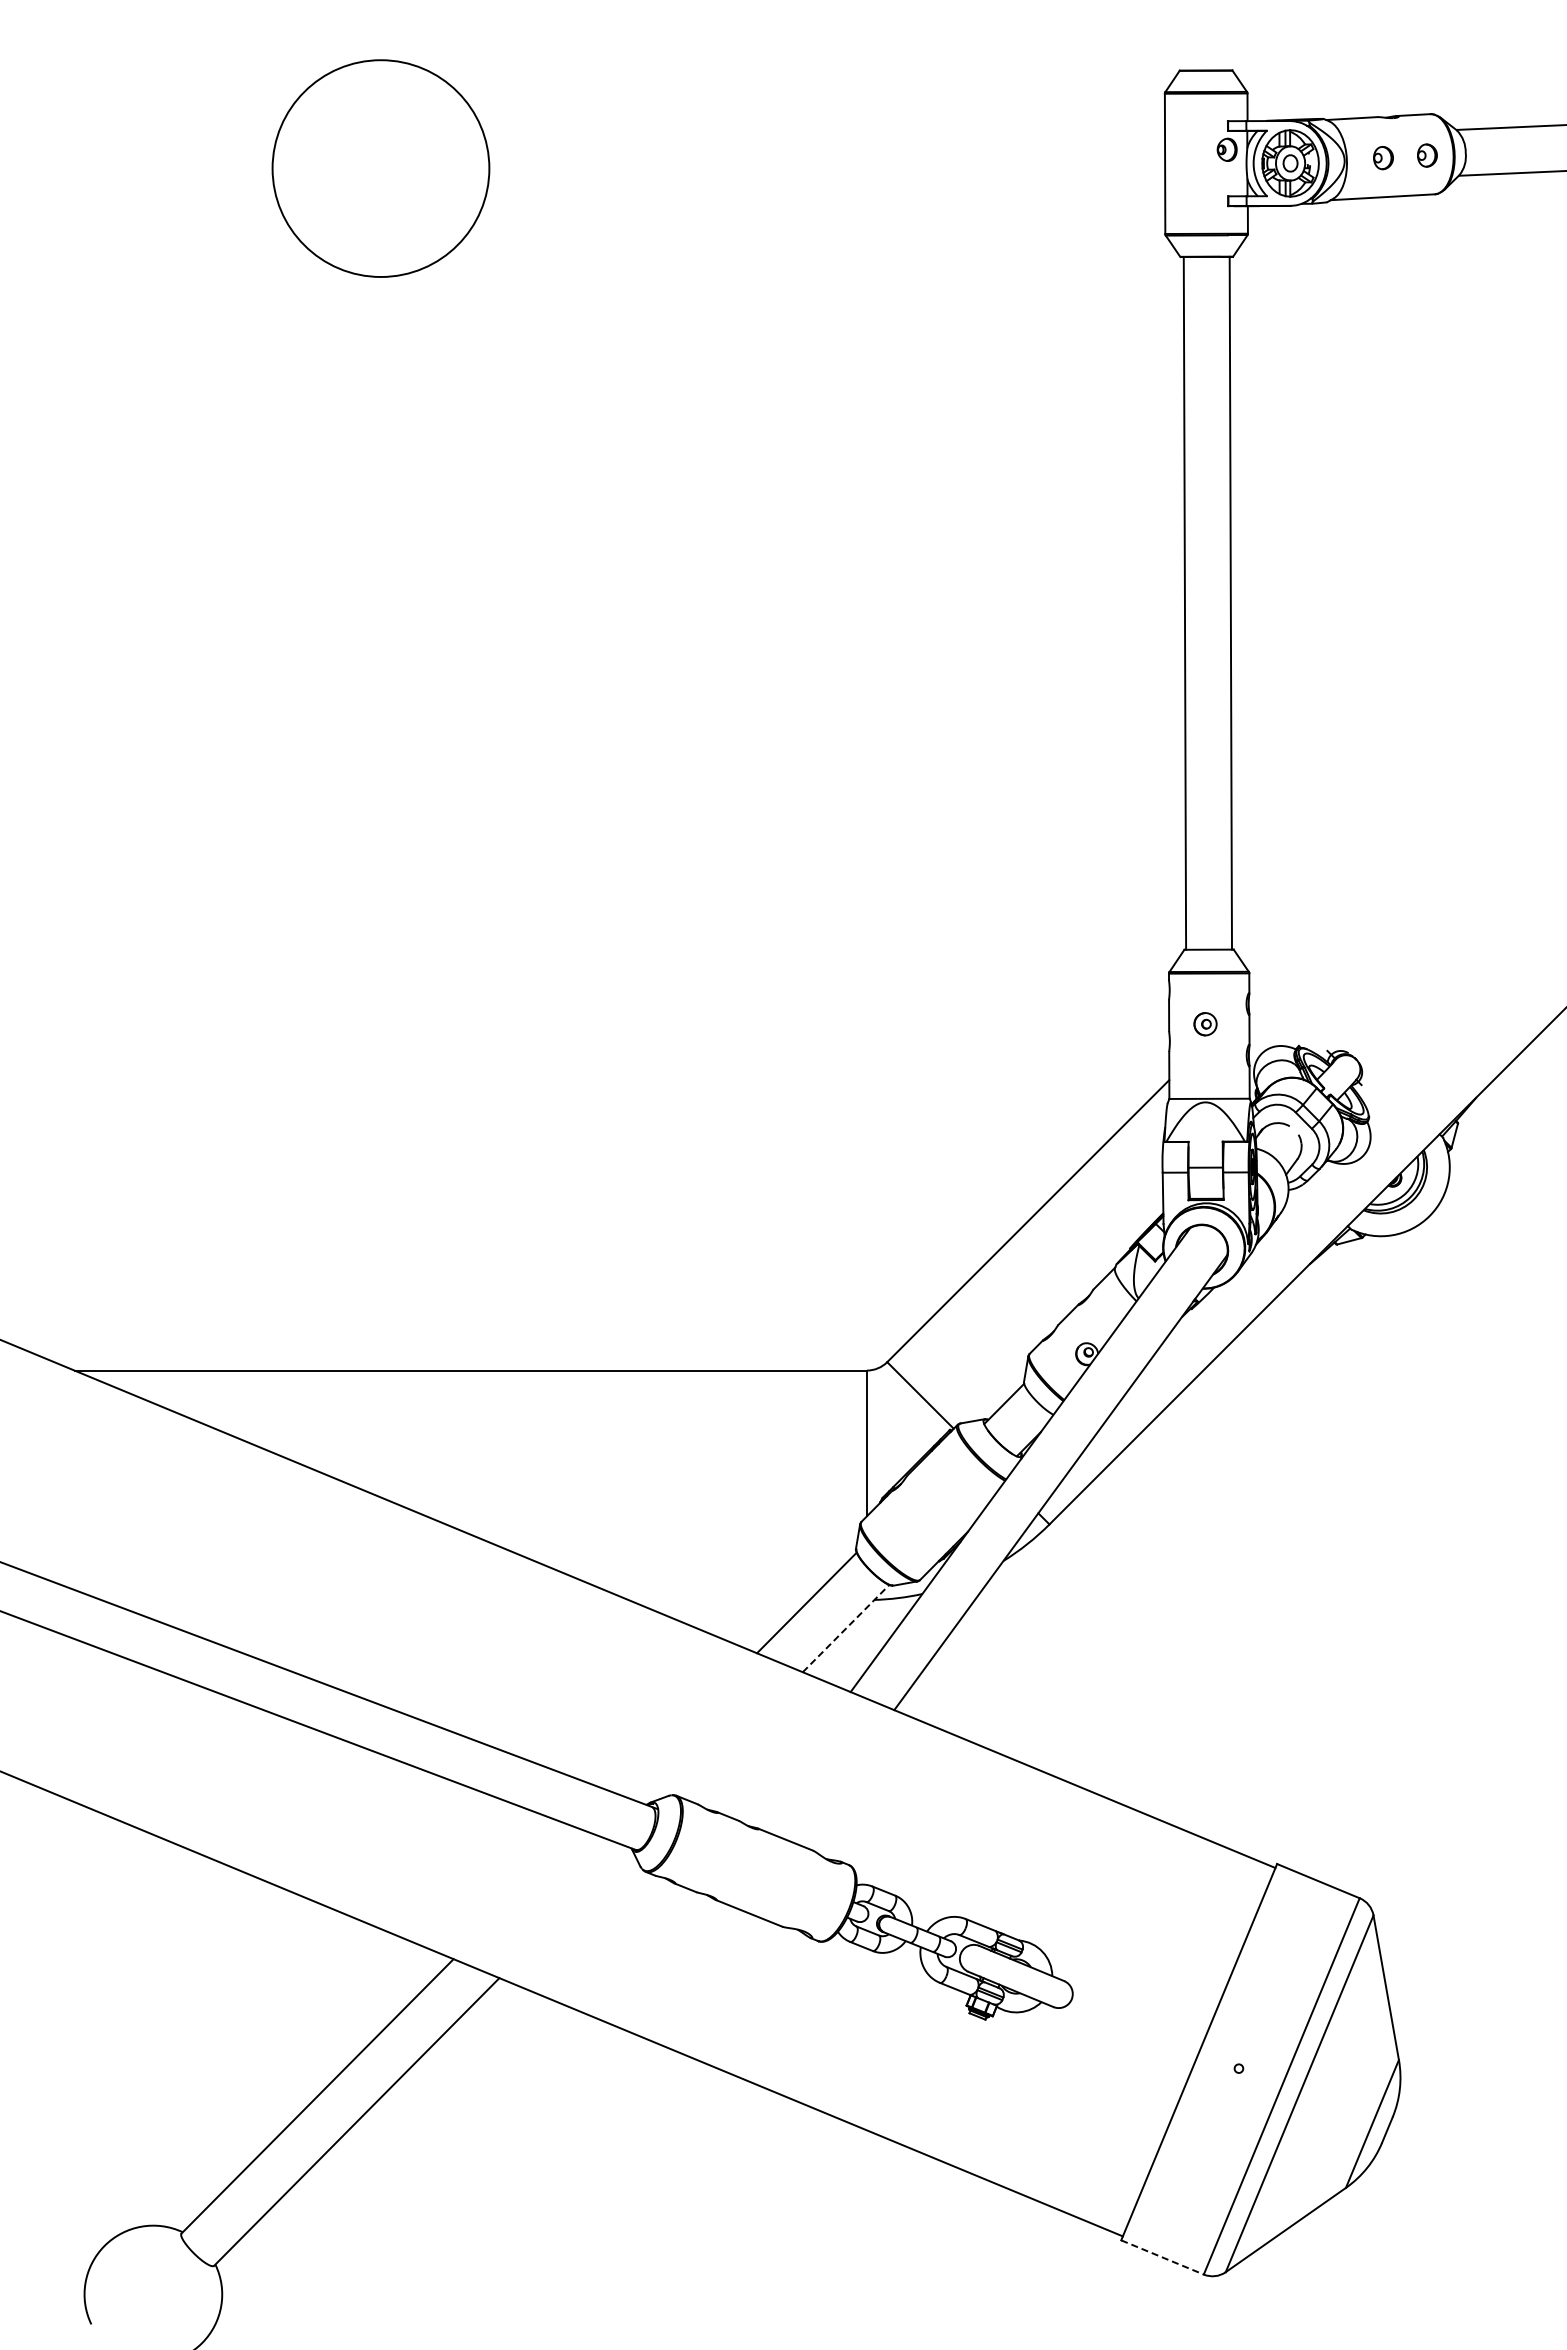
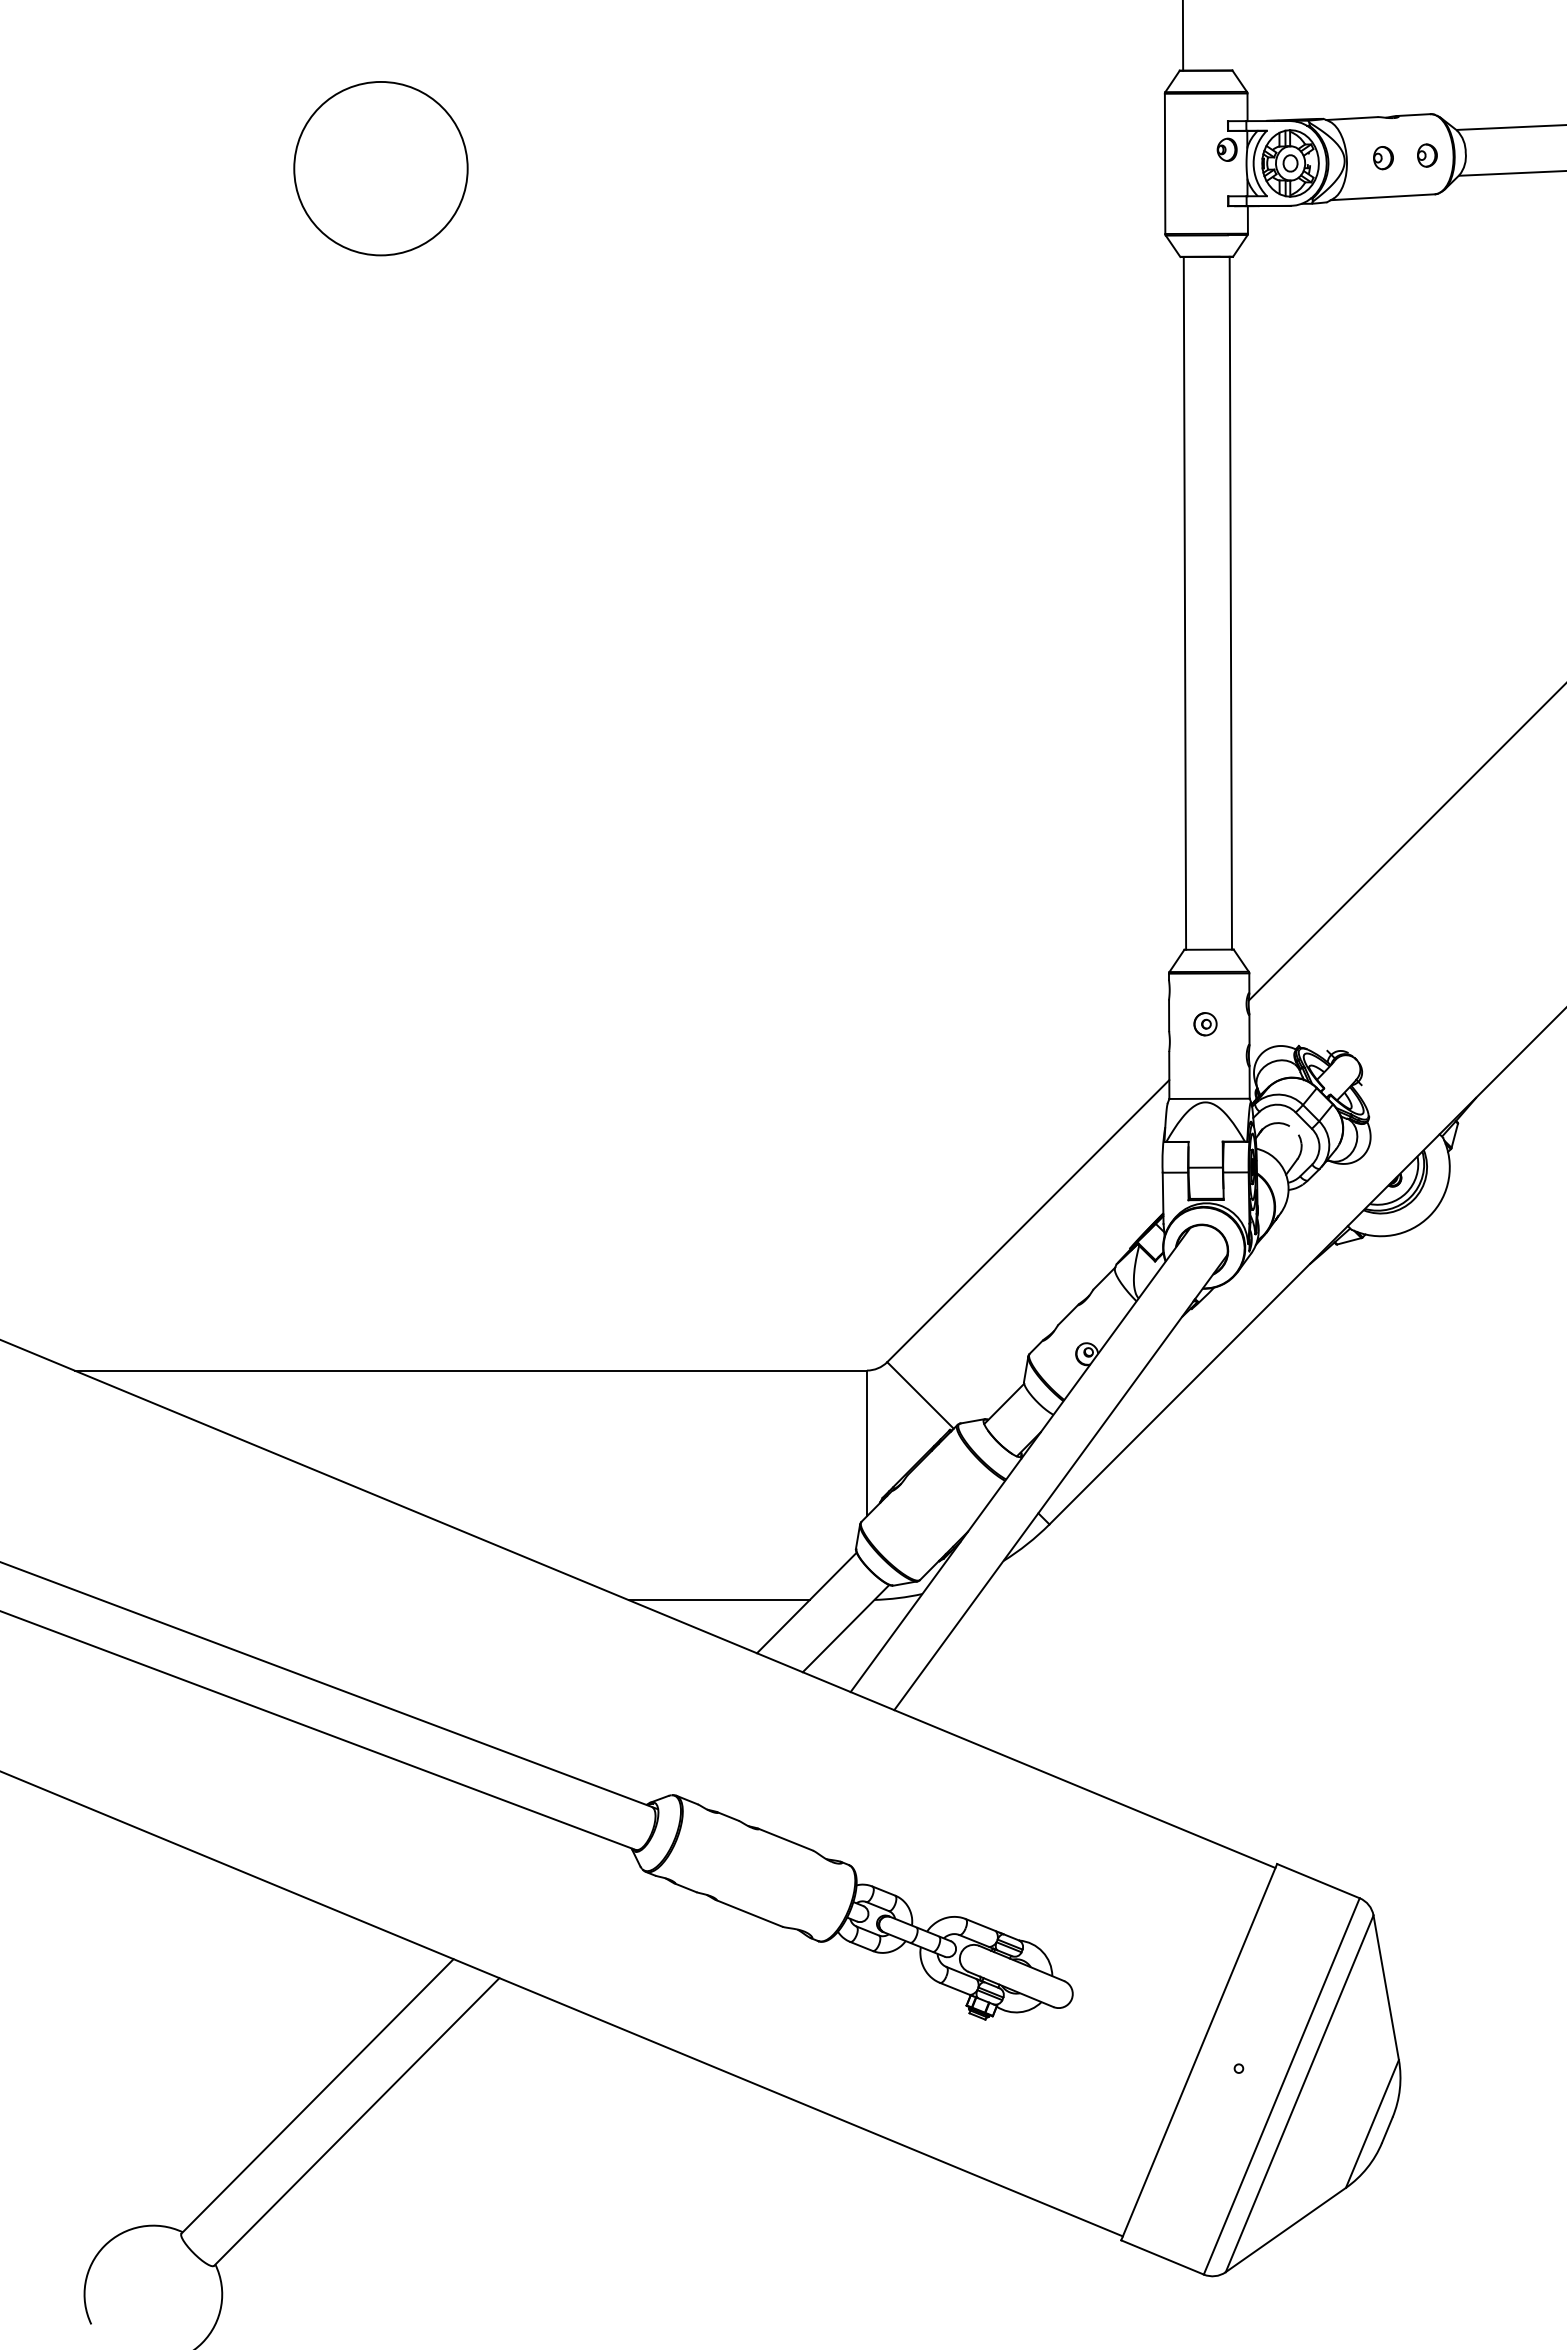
line: none -> present (1182, 36)
circle size: 220x219 px -> 176x176 px (380, 168)
line: none -> present (1405, 842)
line: none -> present (718, 1600)
line: dashed -> solid (846, 1628)
line: dashed -> solid (1162, 2257)
